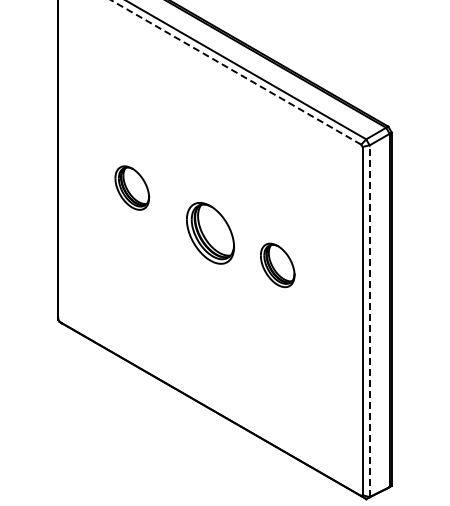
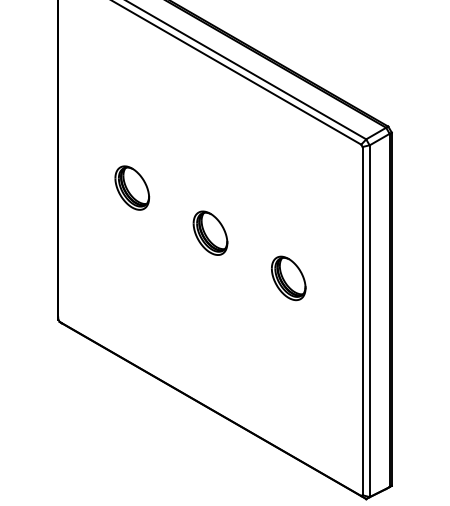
line: dashed -> solid (235, 72)
part size: 49x63 px -> 37x46 px (210, 232)
part position: (277, 265) -> (288, 278) (288, 278)
line: dashed -> solid (369, 321)
